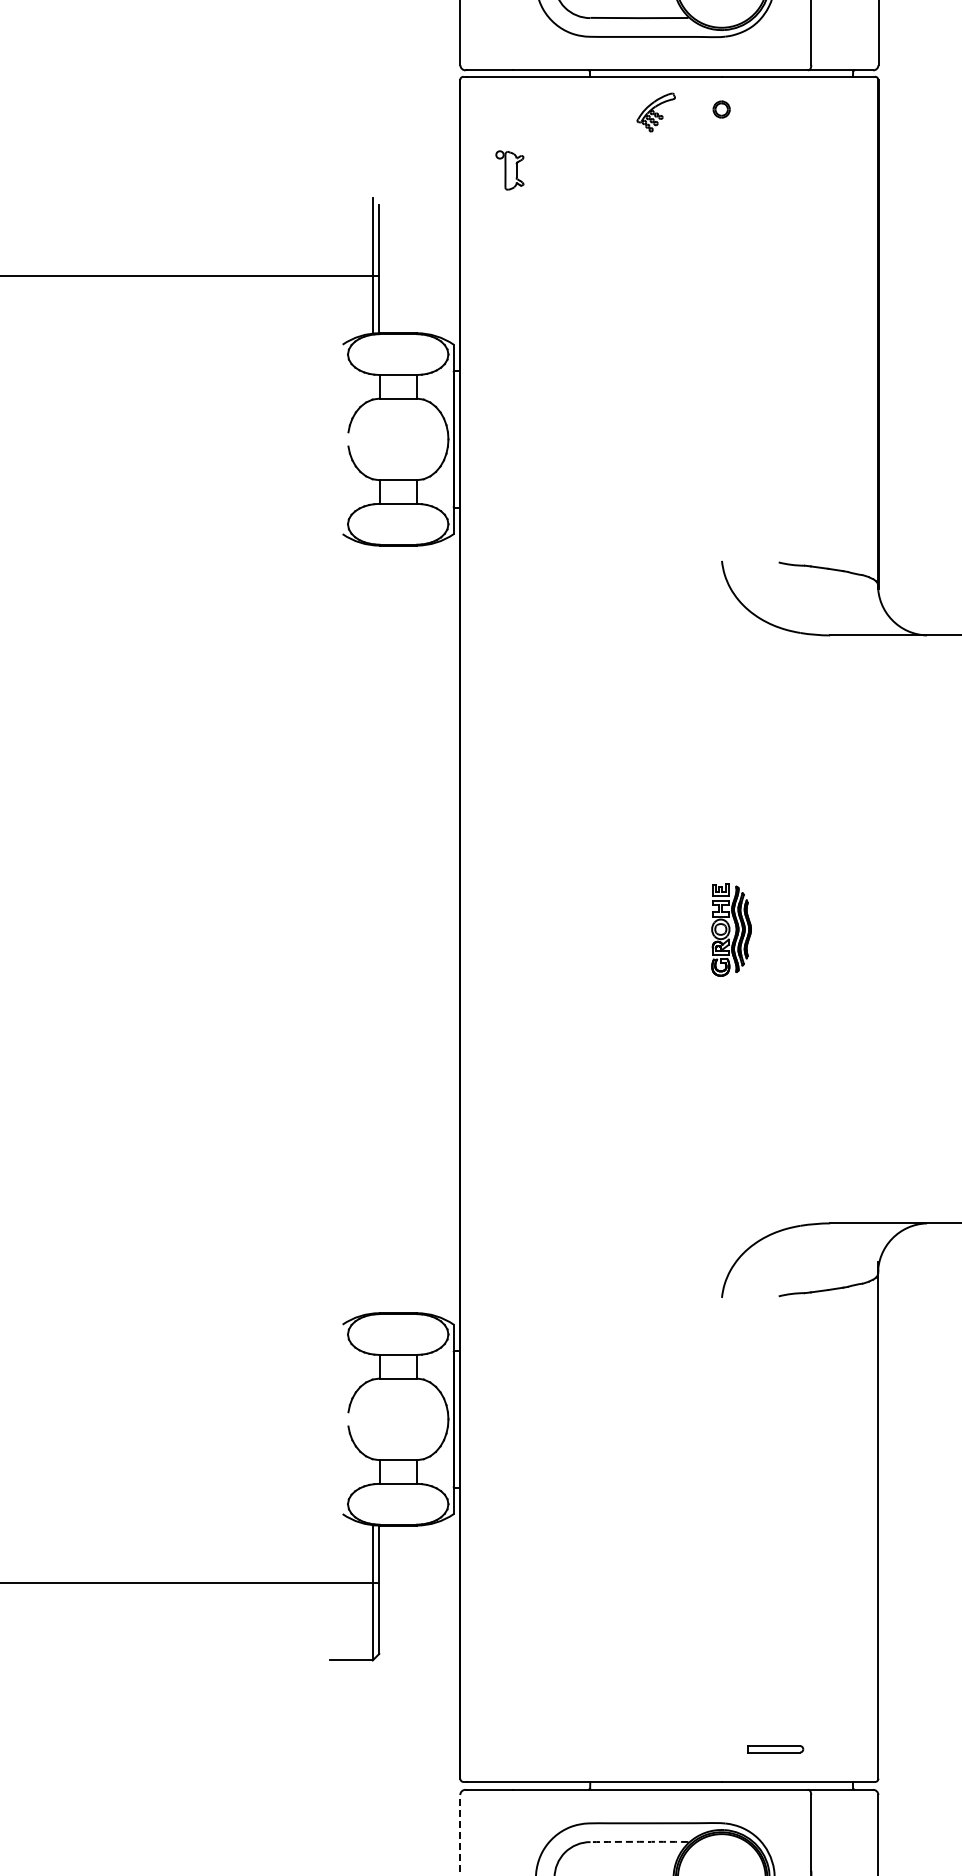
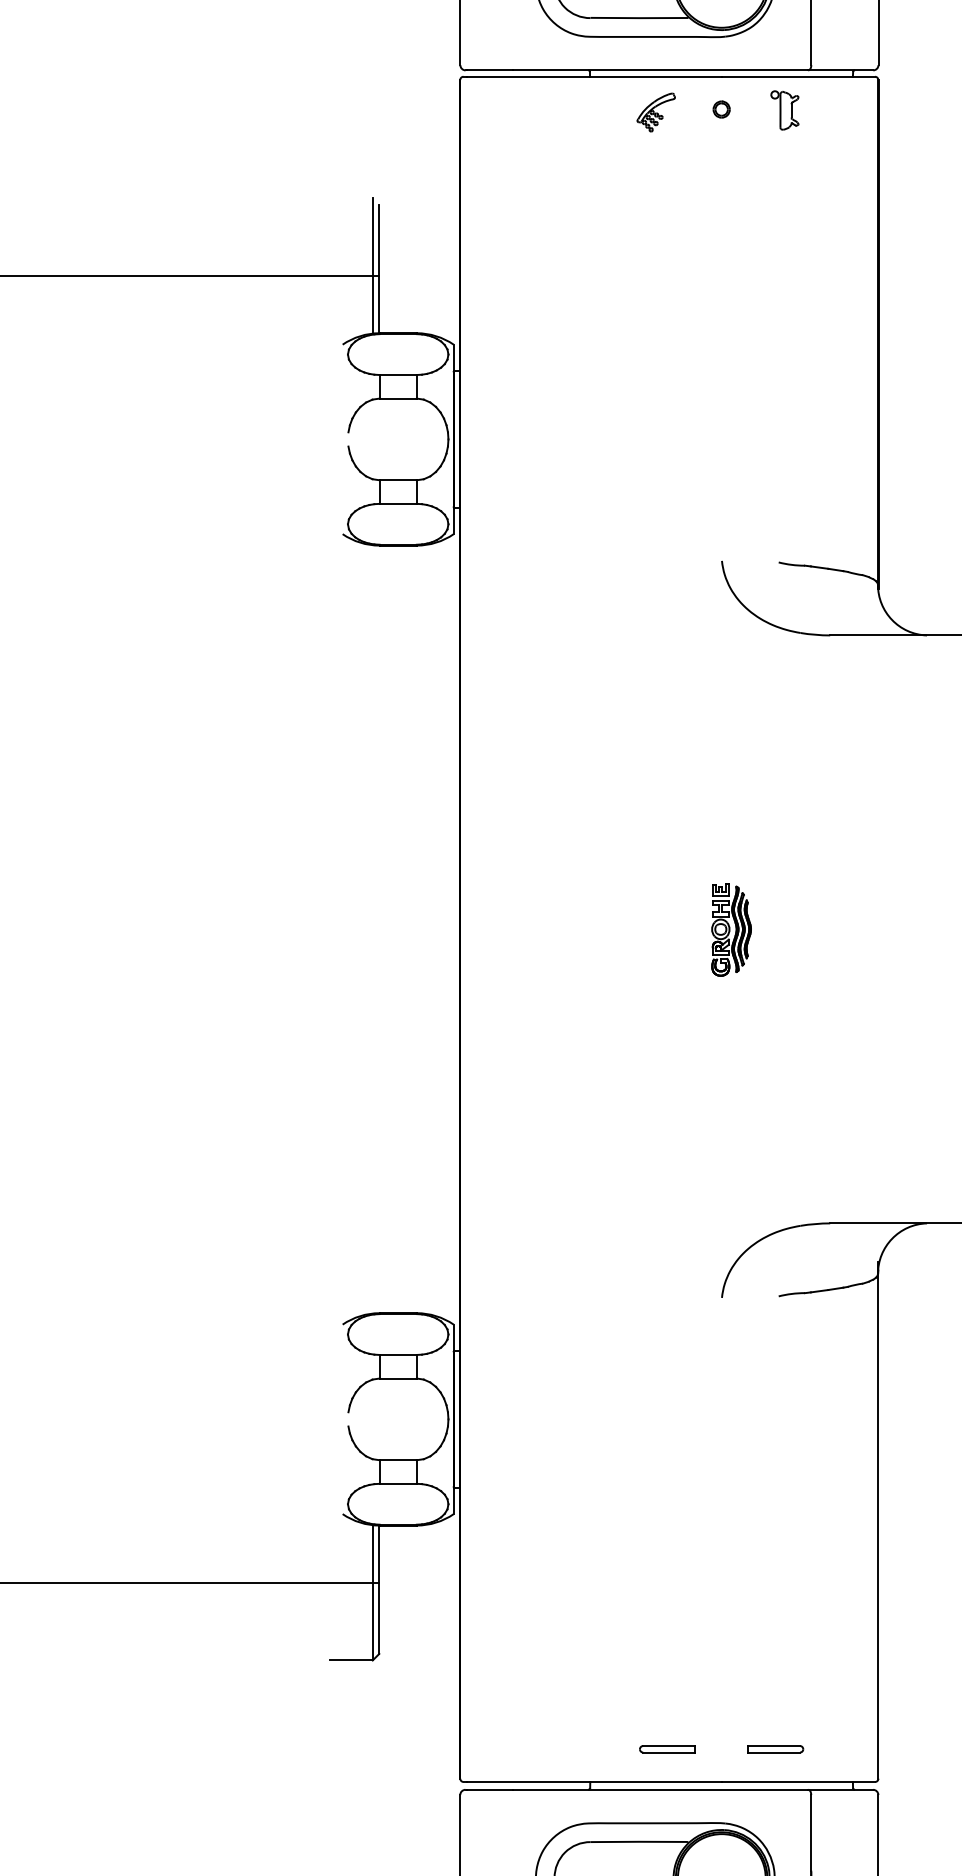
part position: (509, 170) -> (784, 110) (784, 110)
part: none -> present (667, 1749)
line: dashed -> solid (460, 1834)
arc: dashed -> solid (639, 1841)
